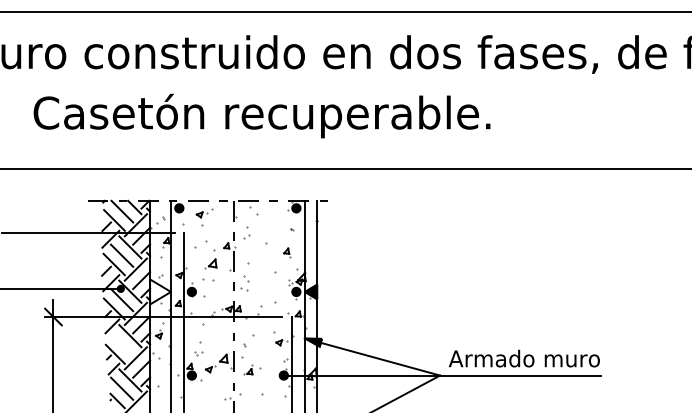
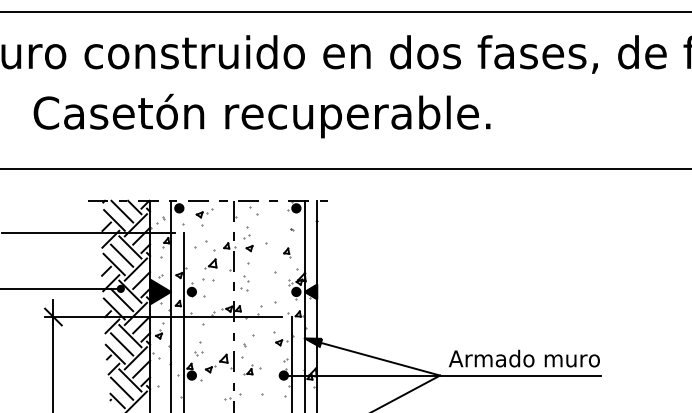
part: none -> present (249, 248)
fill: none -> present (160, 291)
line: none -> present (122, 344)
